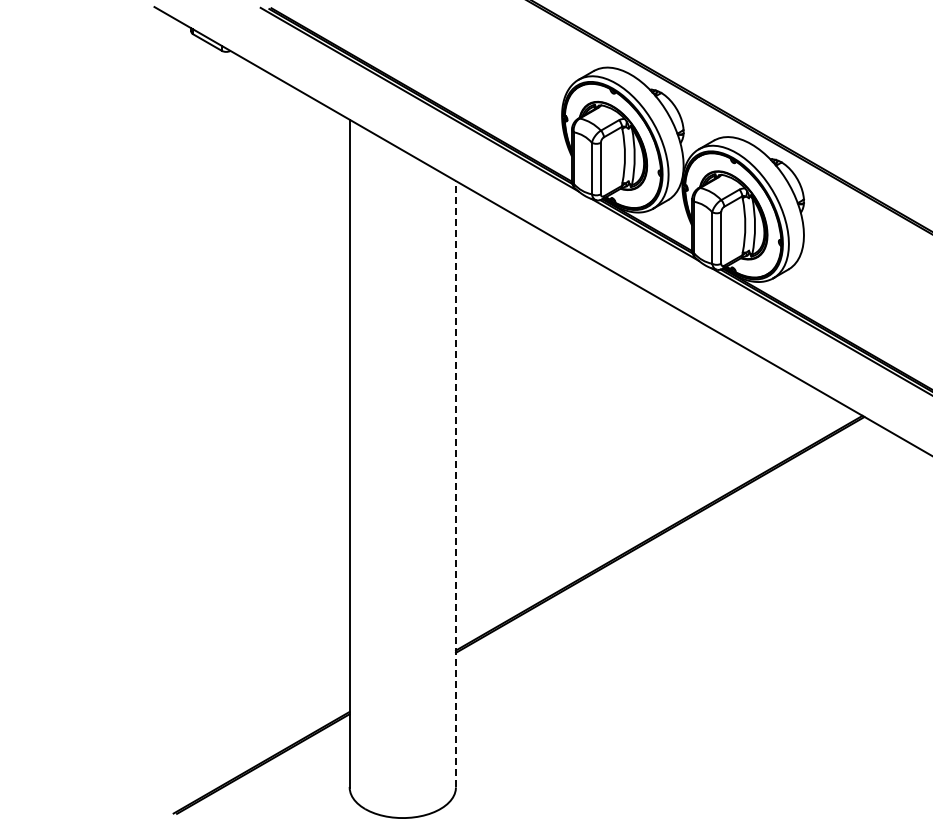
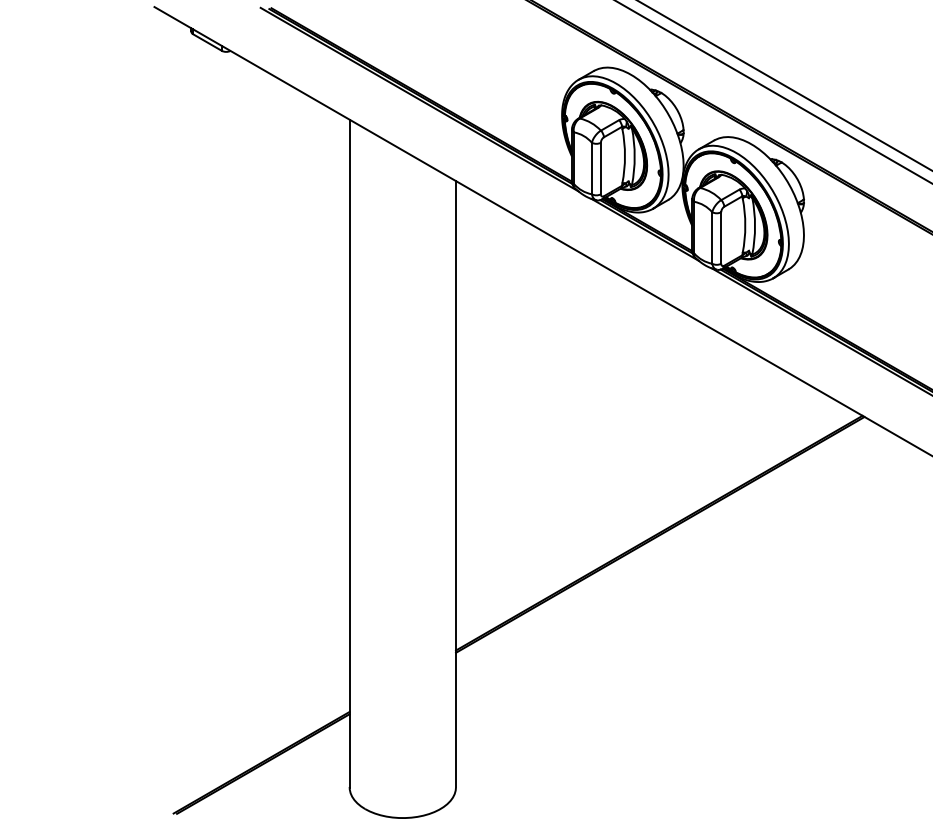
line: none -> present (784, 85)
line: none -> present (773, 92)
line: dashed -> solid (456, 483)
